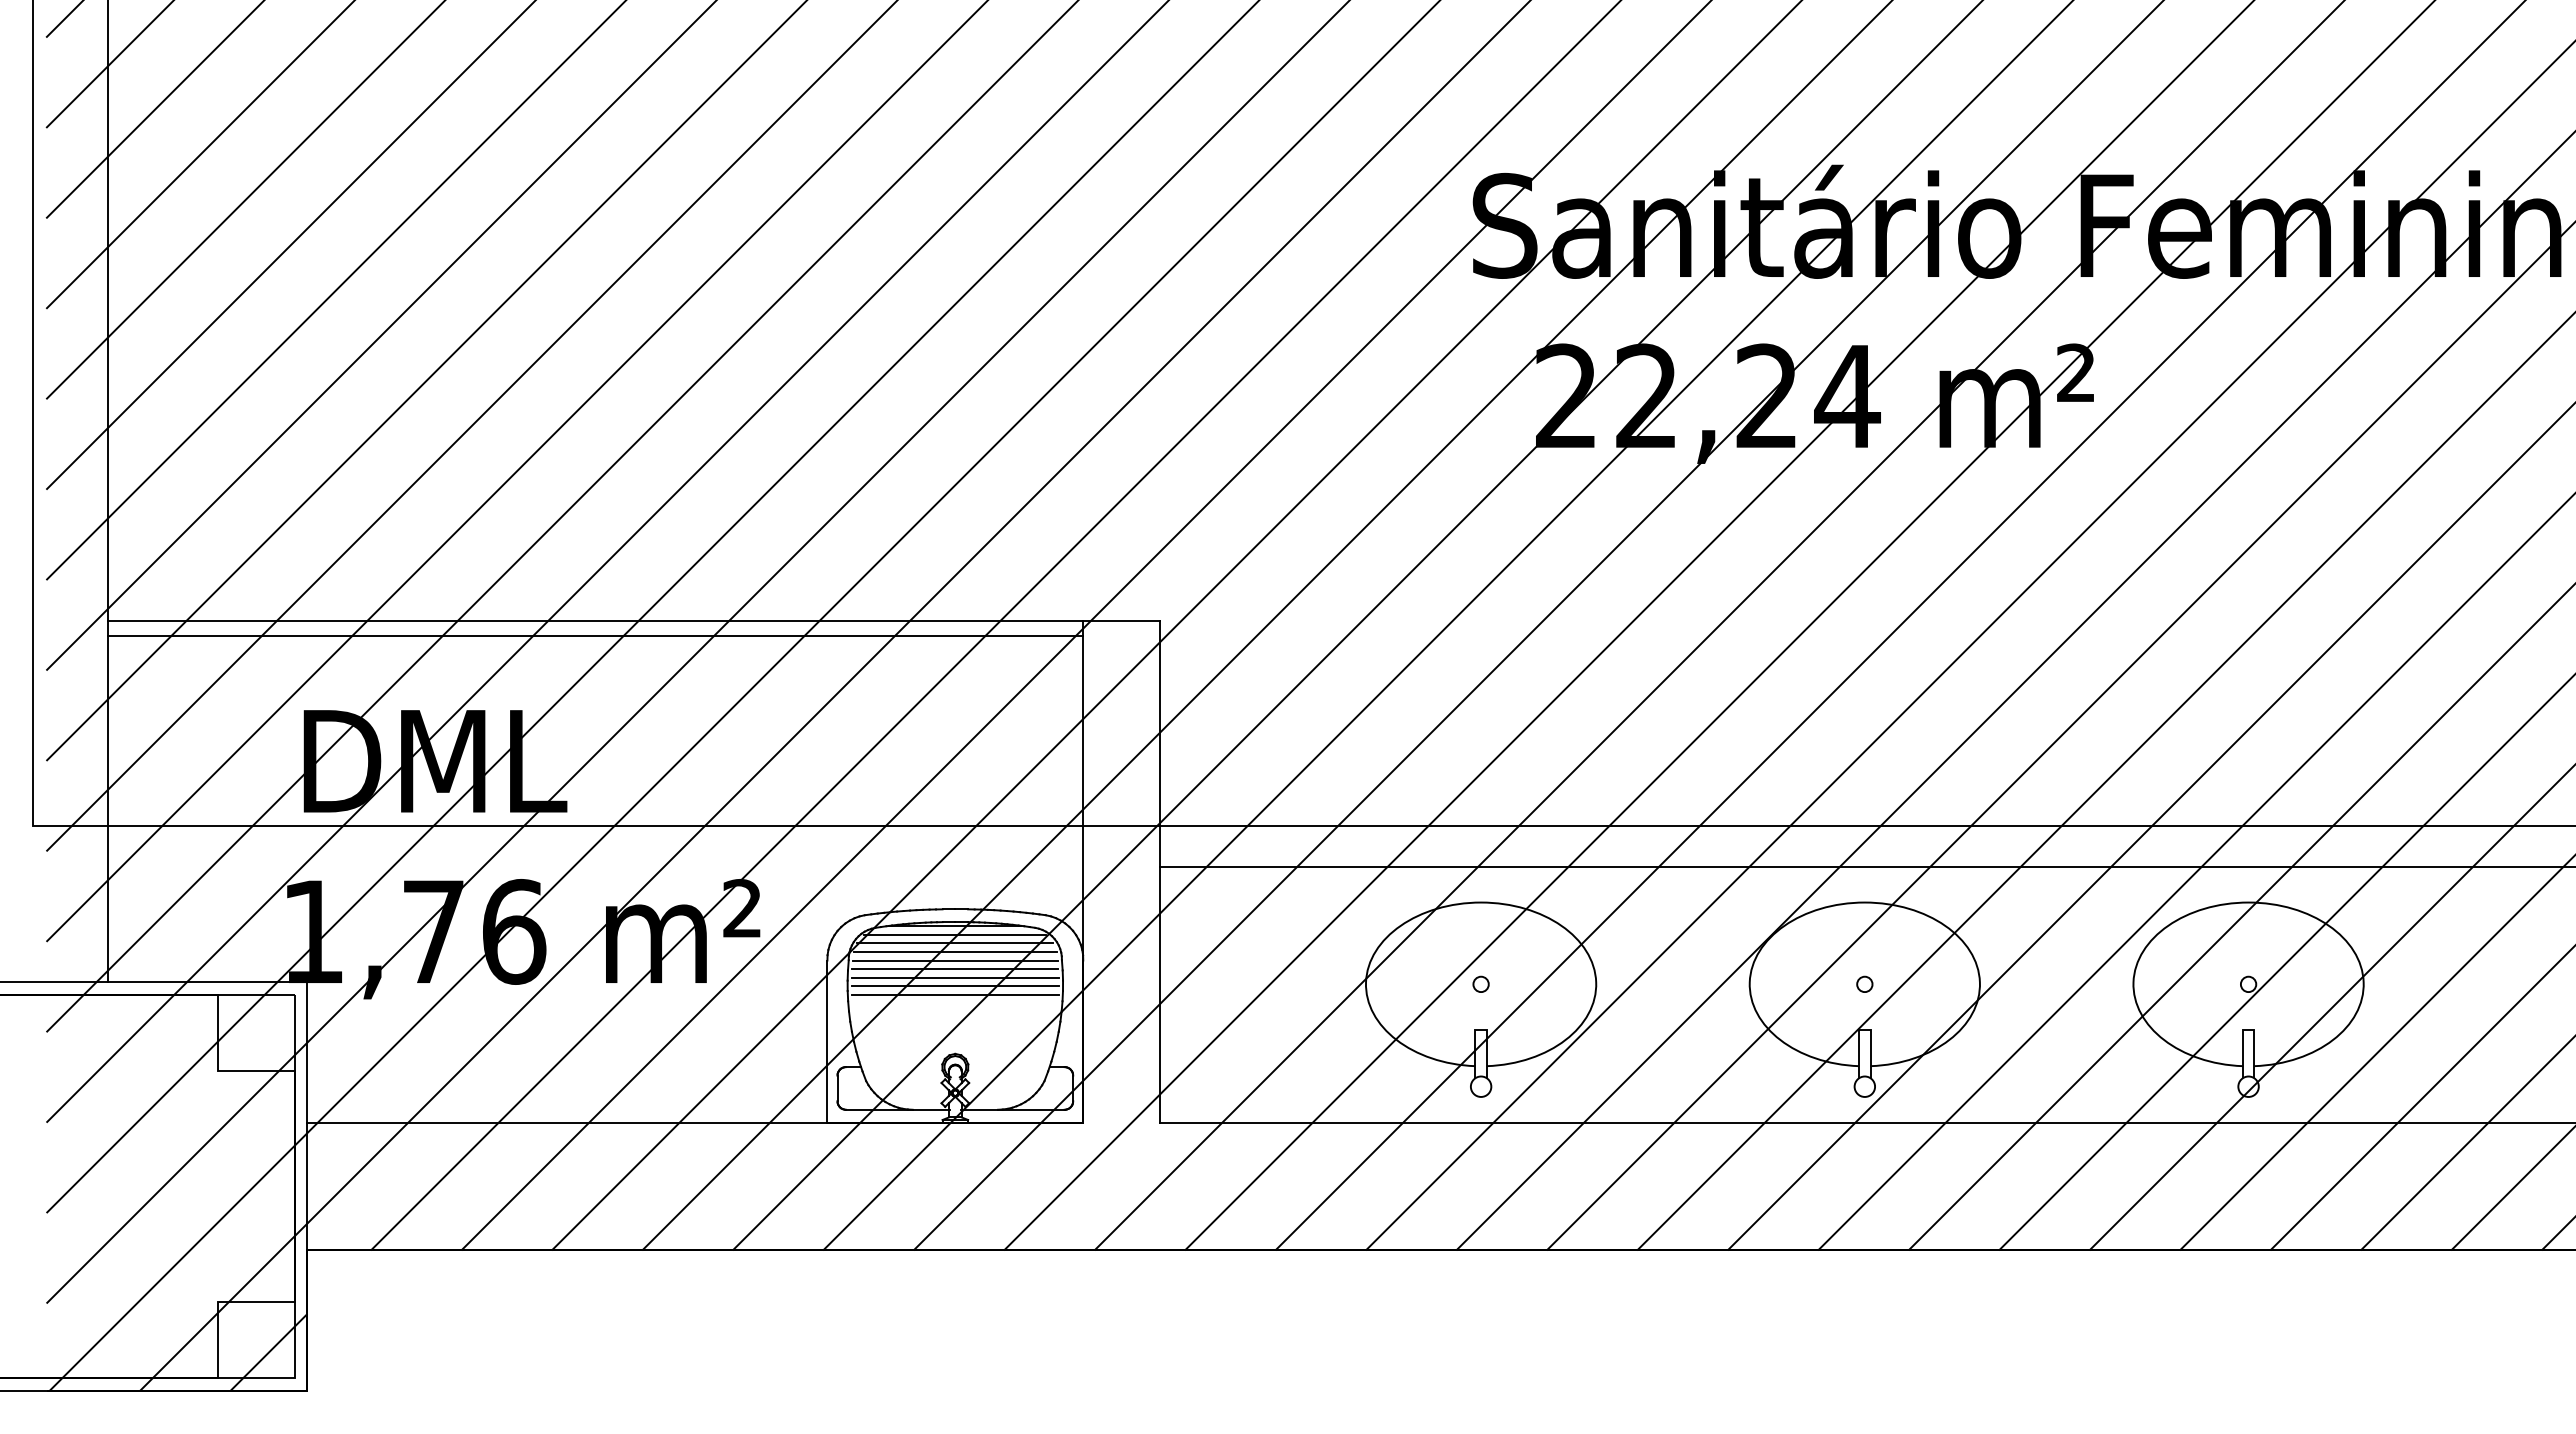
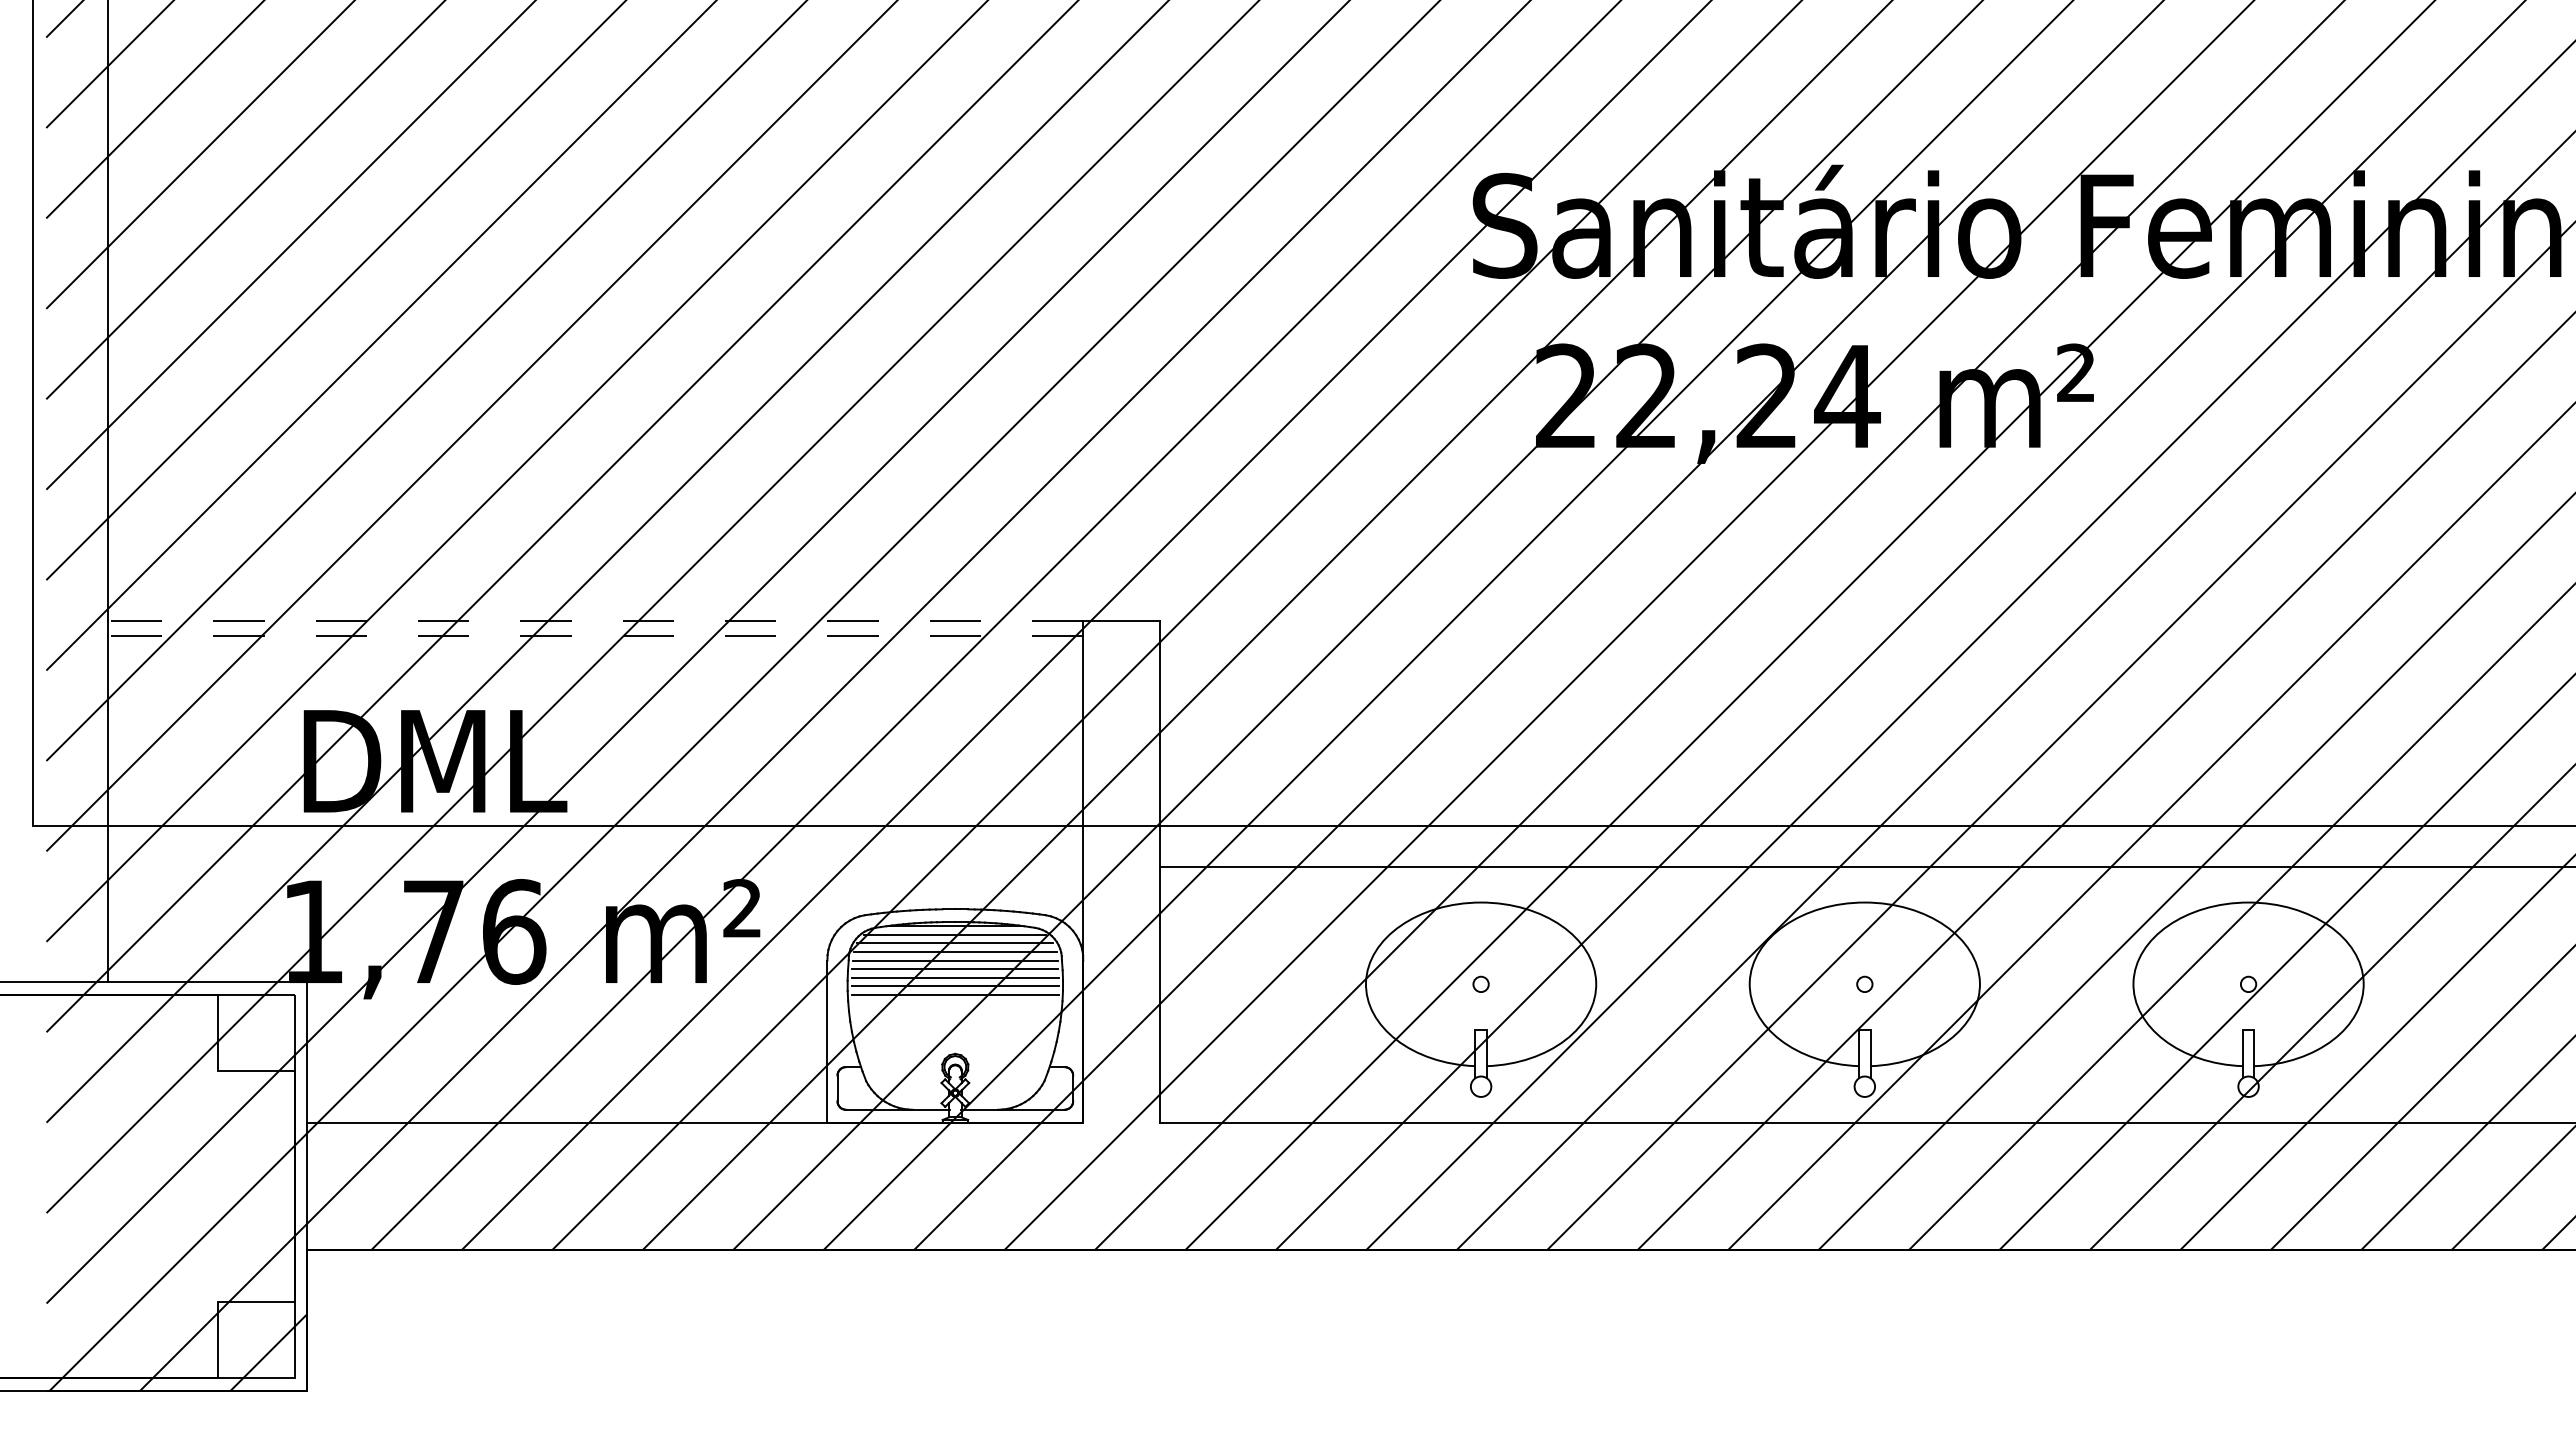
line: solid -> dashed (595, 621)
line: solid -> dashed (595, 636)
